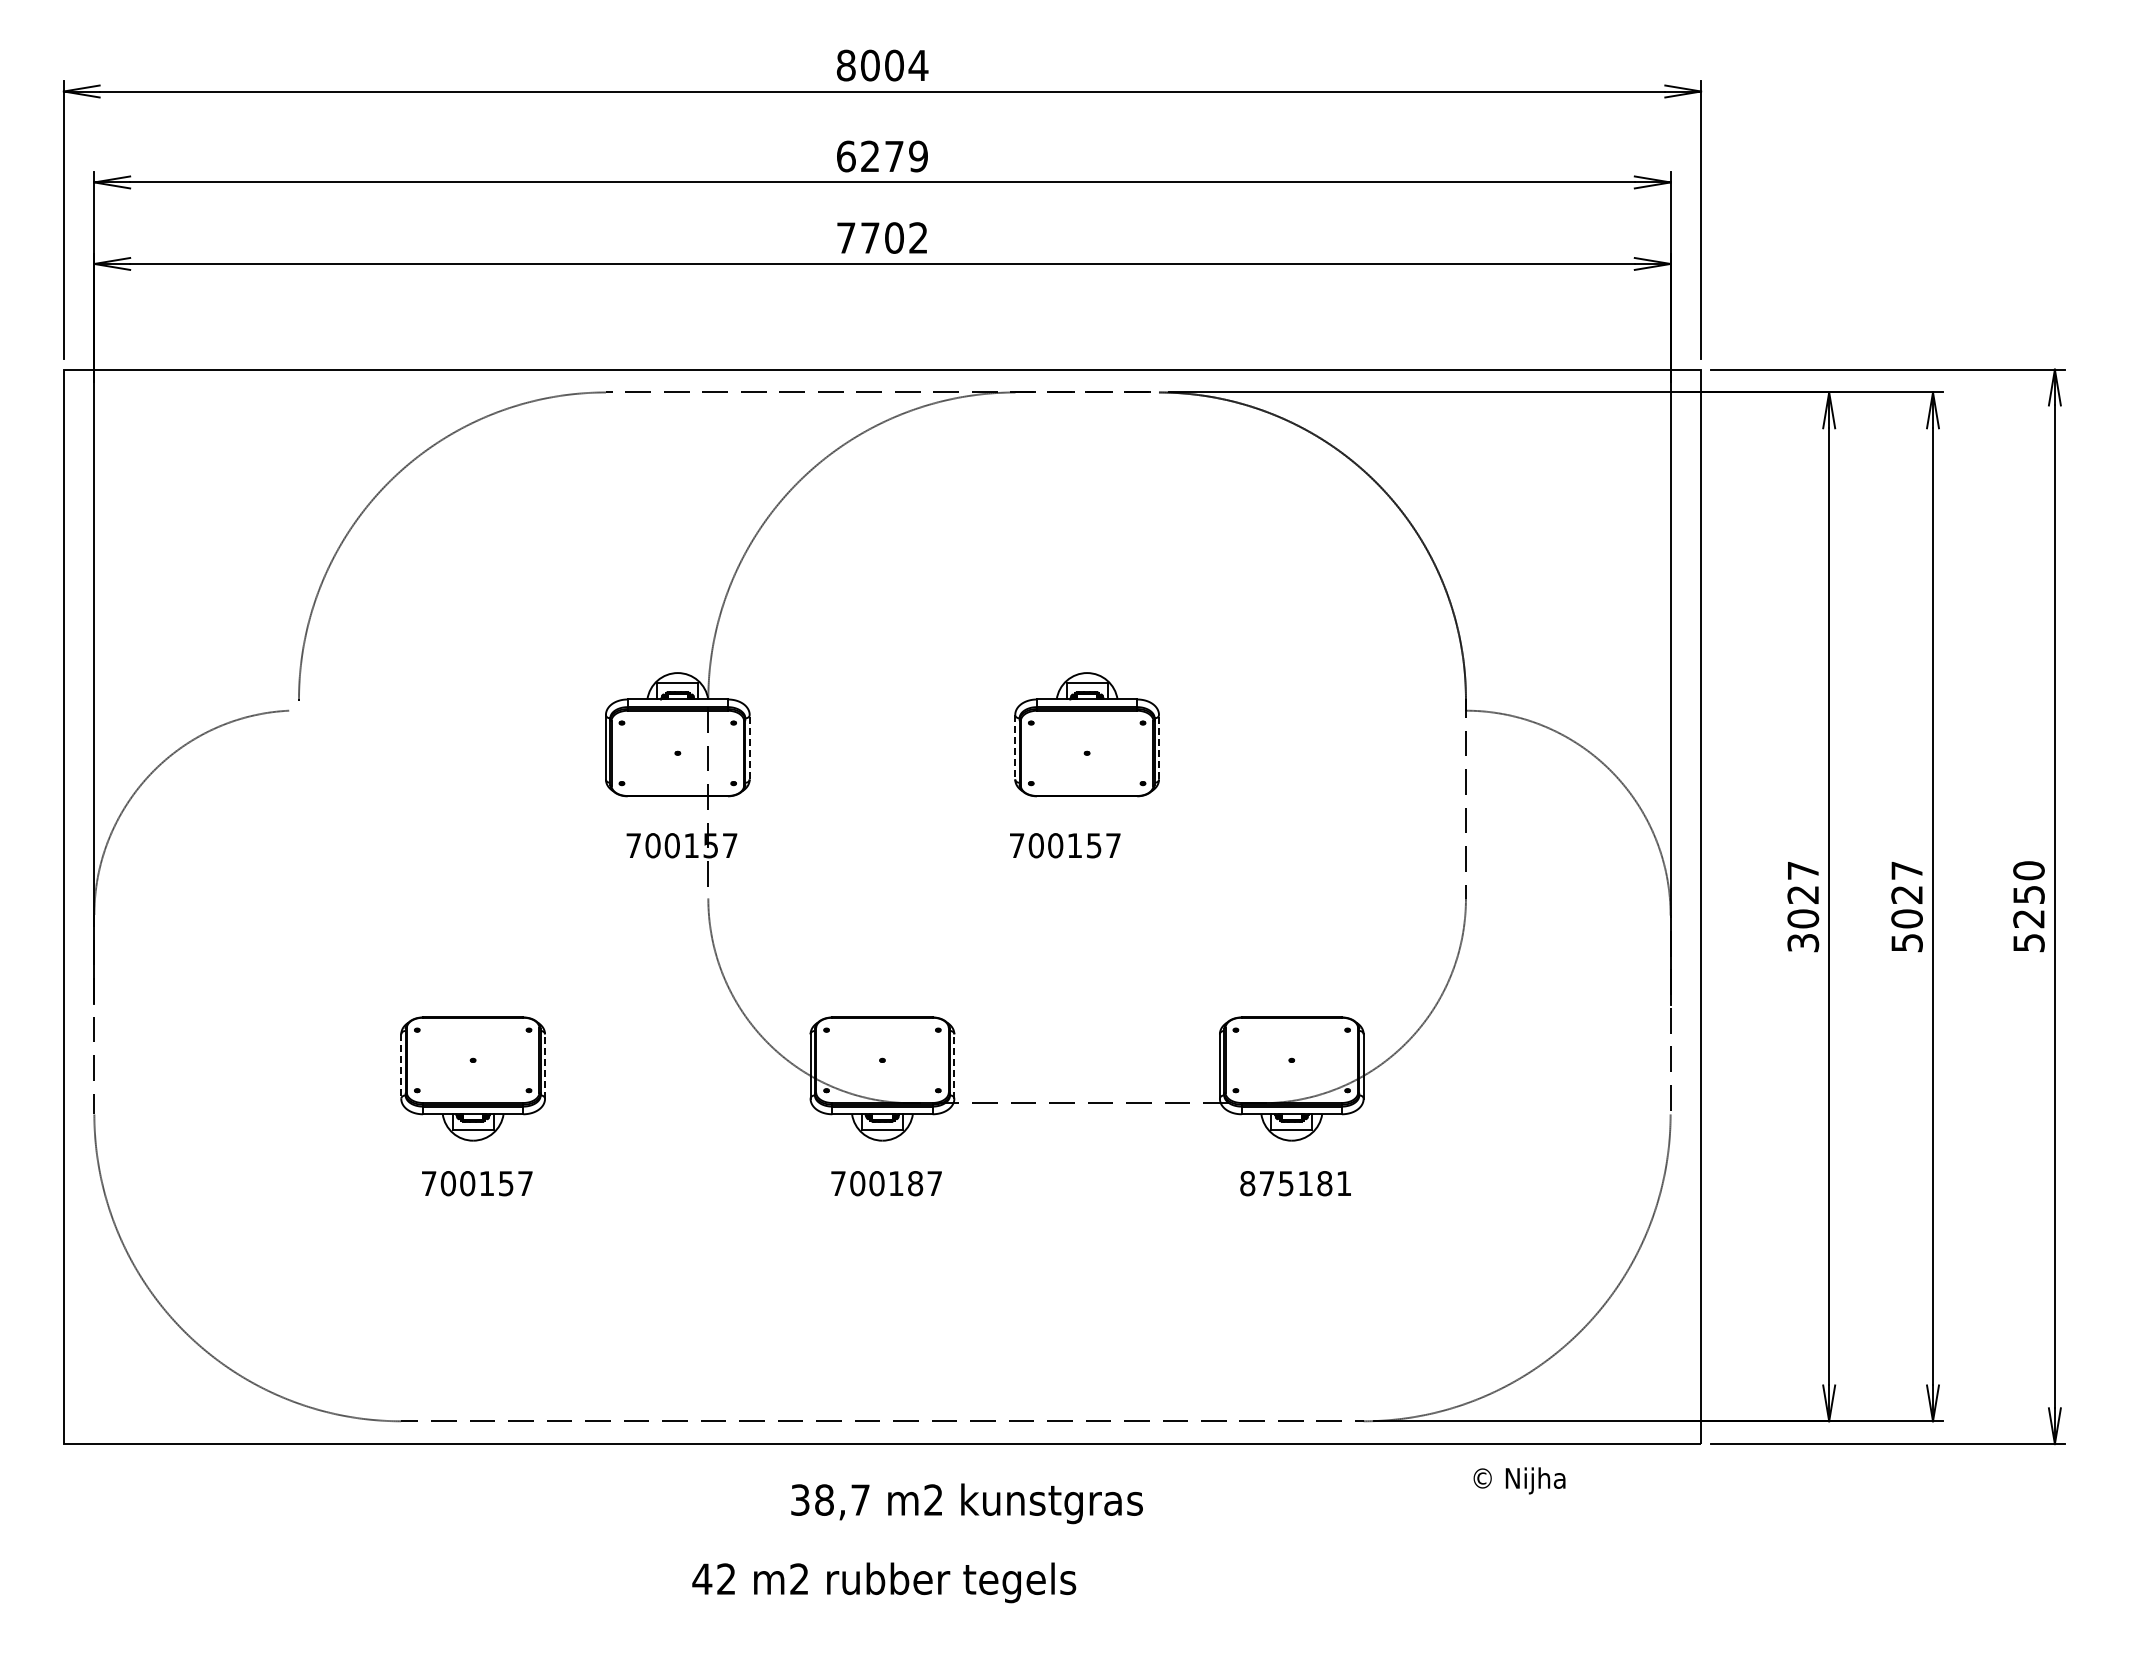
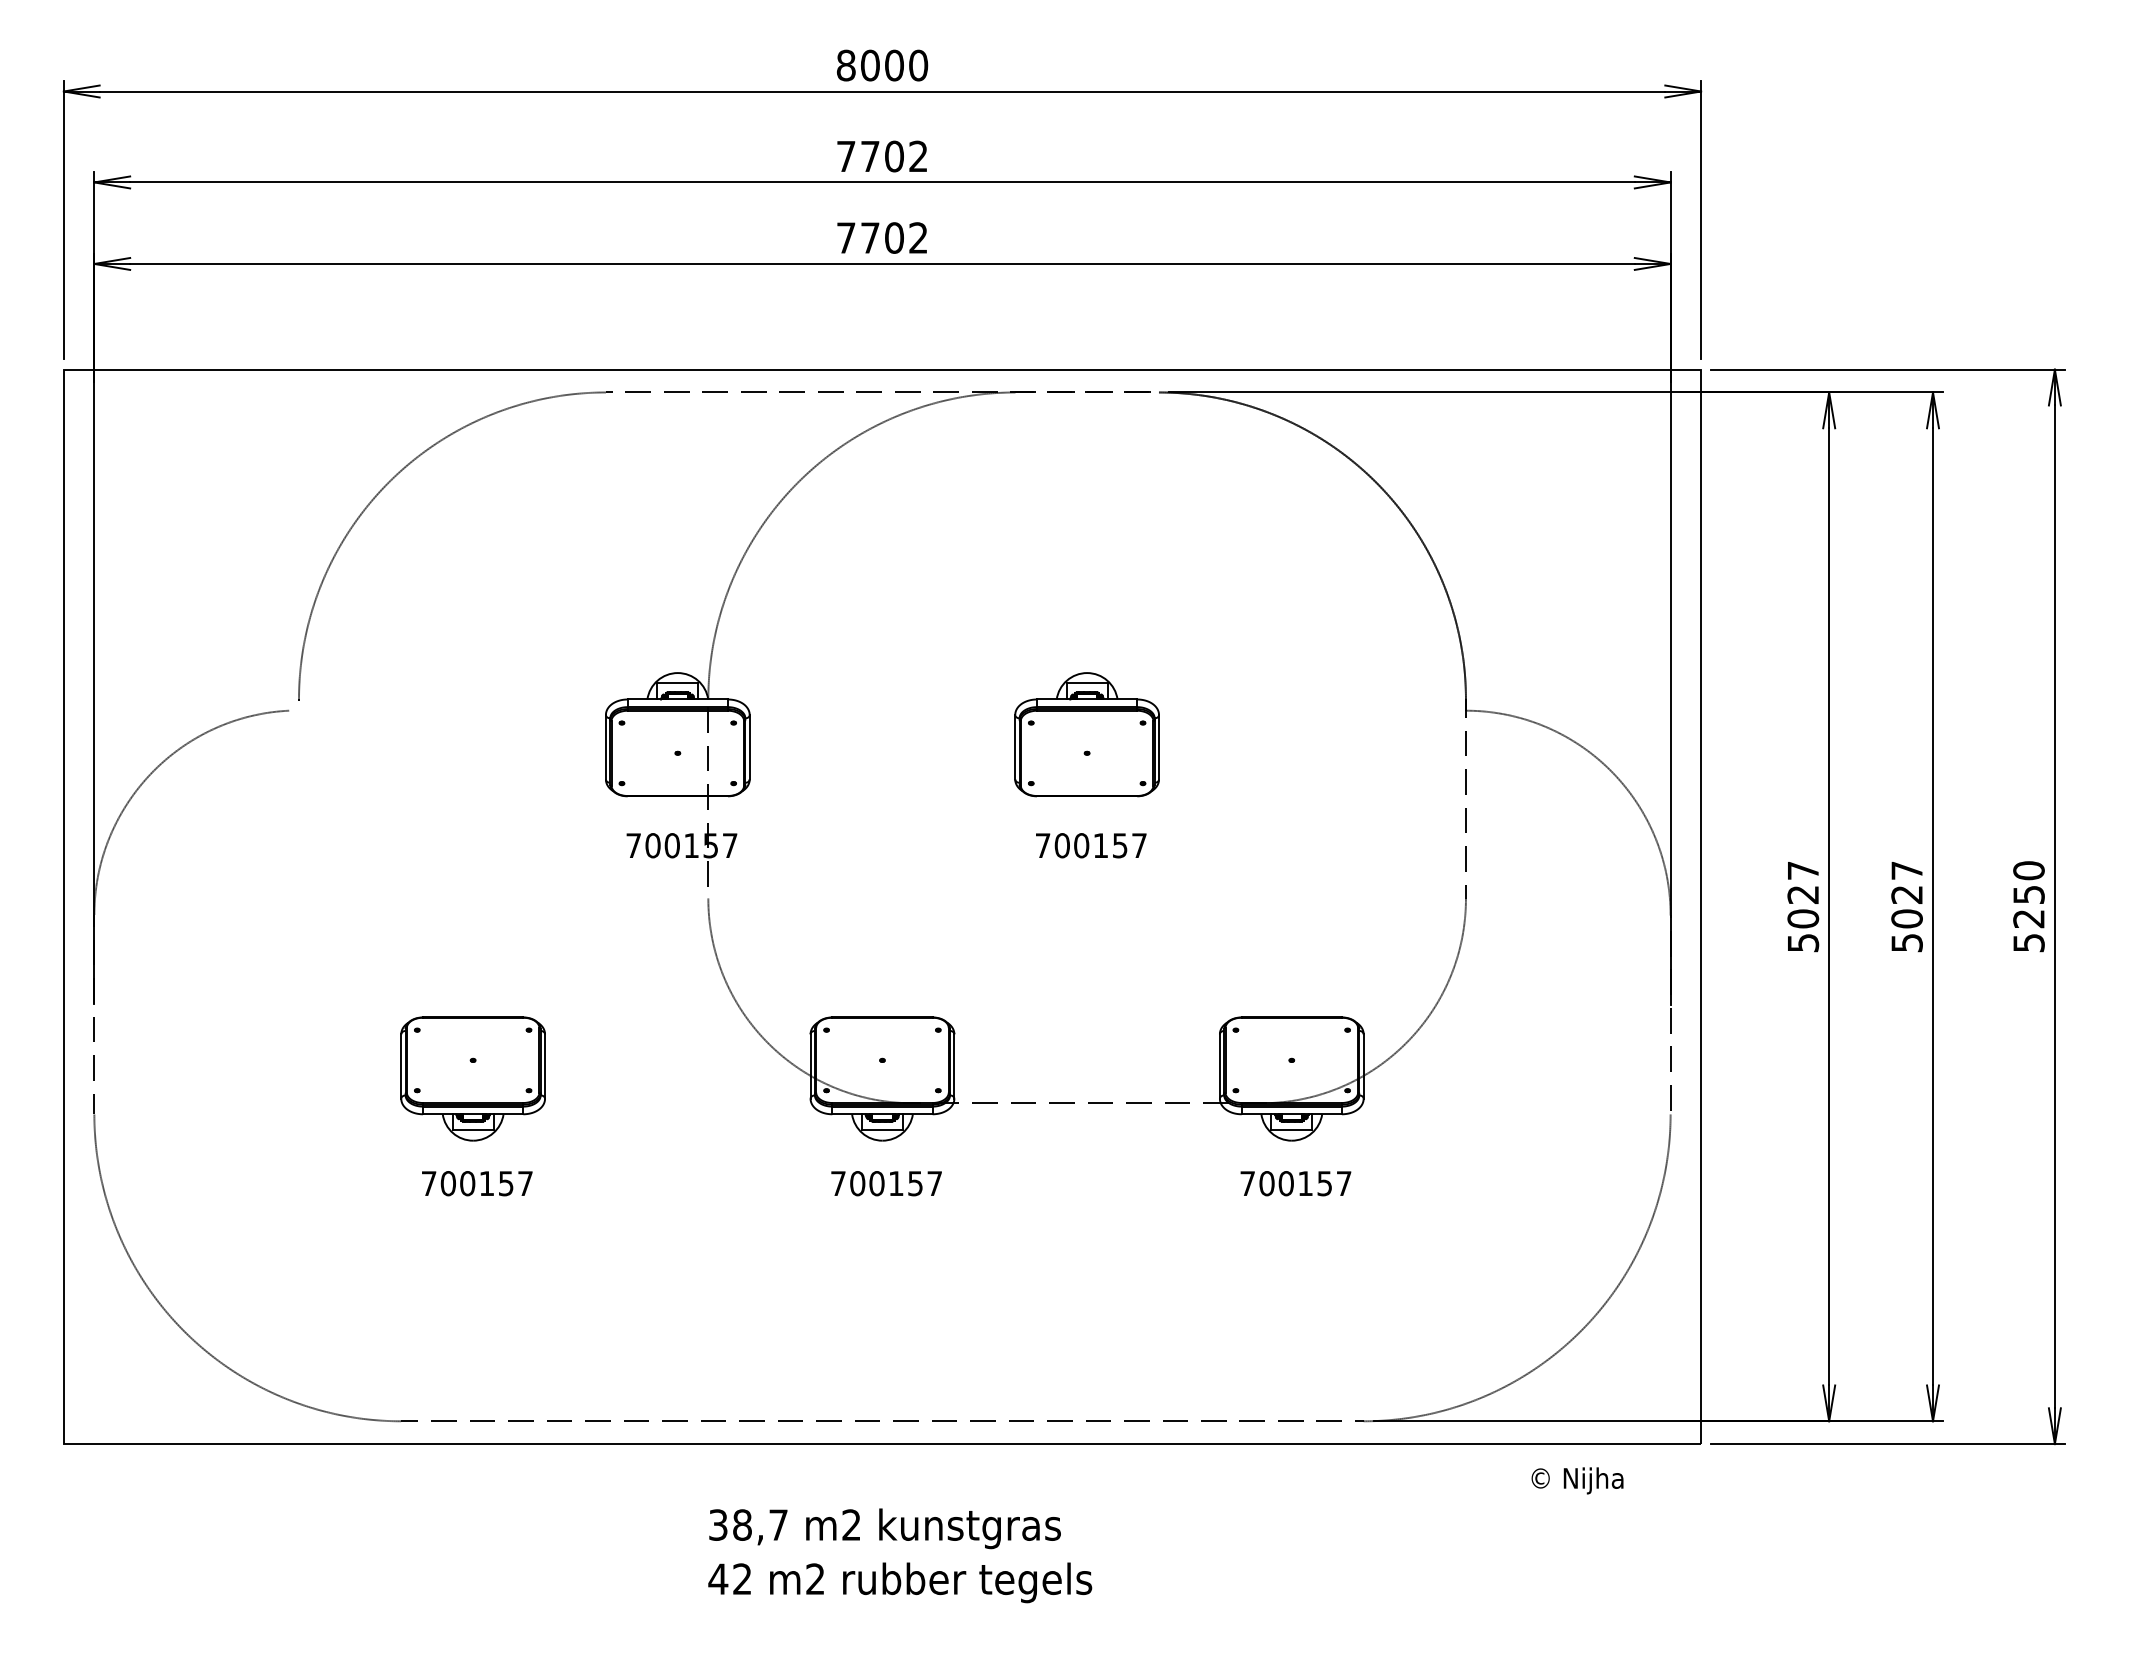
text: 8004 -> 8000 (918, 65)
text: 6279 -> 7702 (882, 156)
line: dashed -> solid (749, 746)
line: dashed -> solid (1159, 746)
line: dashed -> solid (1015, 747)
text position: (1065, 845) -> (1091, 845) (1091, 845)
text: 3027 -> 5027 (1802, 942)
line: dashed -> solid (545, 1066)
line: dashed -> solid (954, 1066)
line: dashed -> solid (401, 1067)
text: 700187 -> 700157 (915, 1183)
text: 875181 -> 700157 (1295, 1183)
text position: (1519, 1480) -> (1577, 1480) (1577, 1480)
text position: (966, 1503) -> (884, 1528) (884, 1528)
text position: (884, 1582) -> (900, 1582) (900, 1582)
